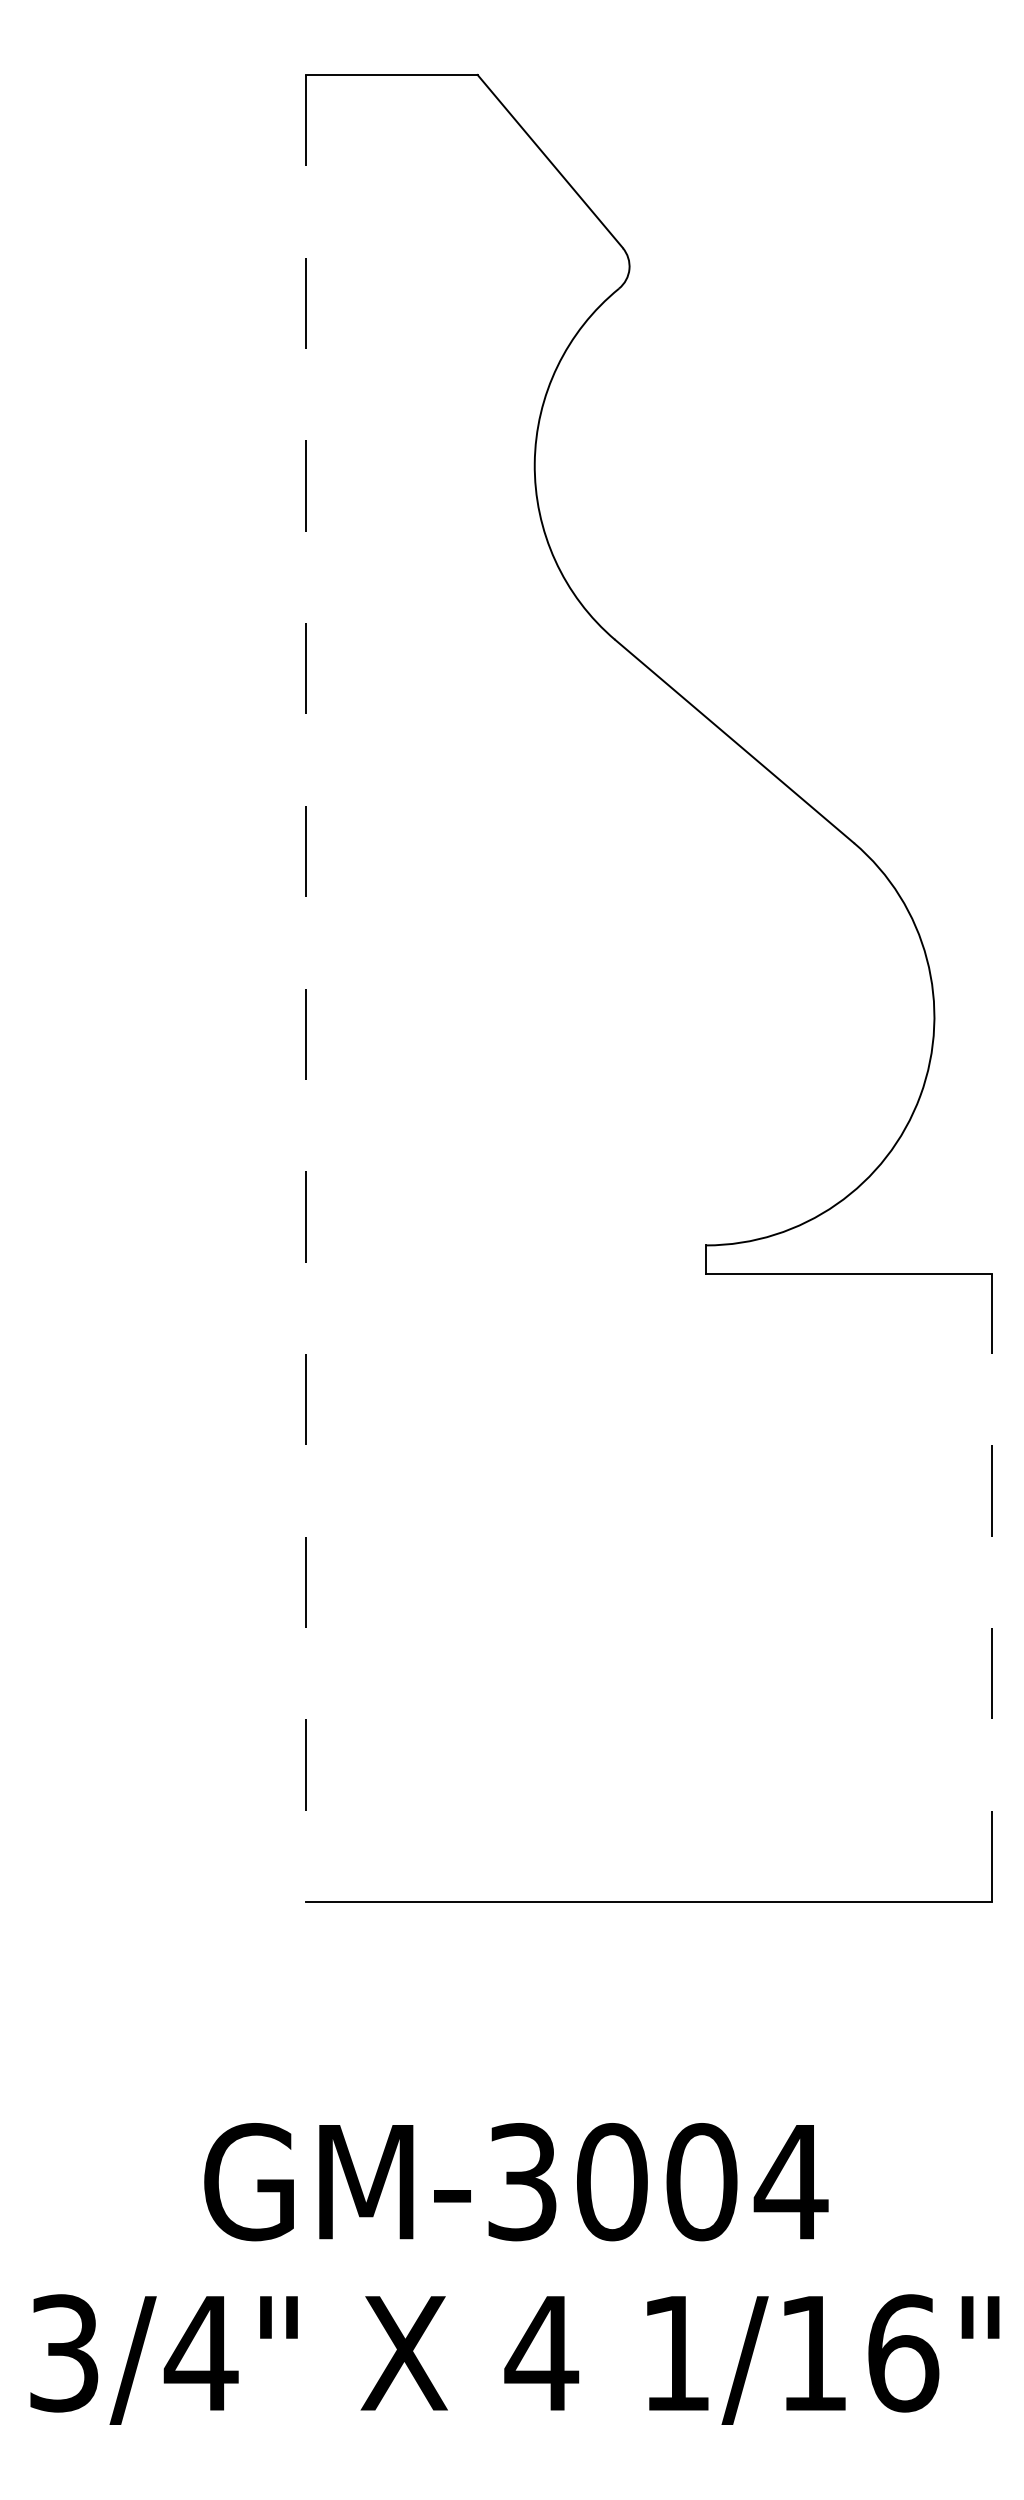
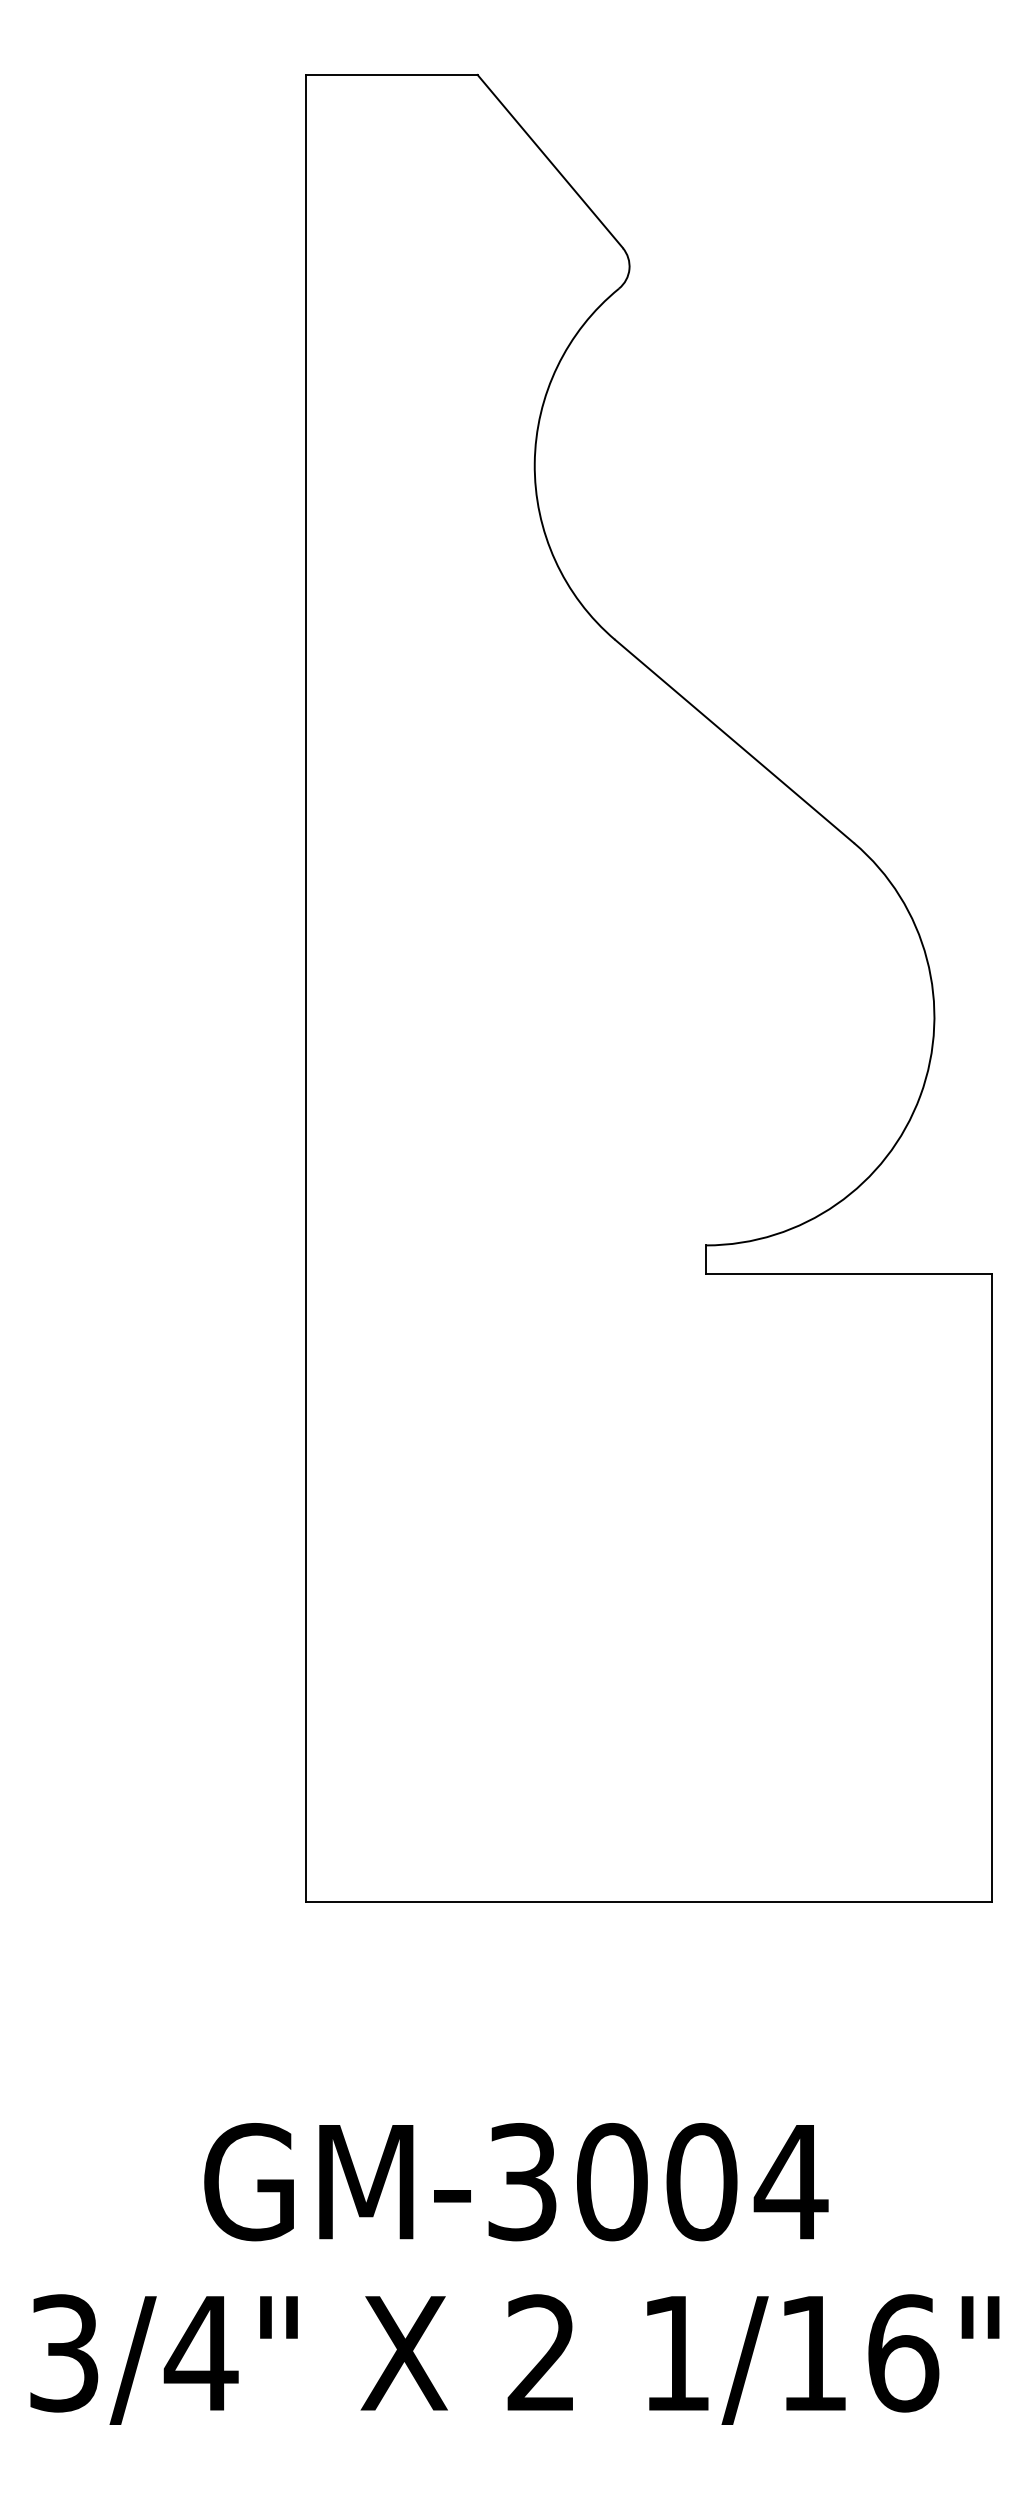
line: dashed -> solid (306, 988)
line: dashed -> solid (991, 1587)
text: 4 -> 2 (541, 2352)
